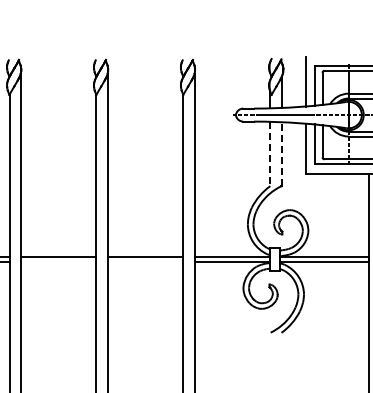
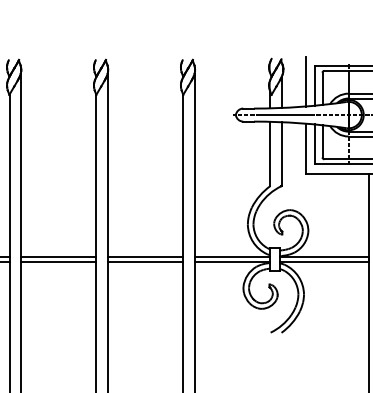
line: dashed -> solid (270, 154)
line: dashed -> solid (281, 154)
line: none -> present (58, 262)
line: none -> present (145, 262)
